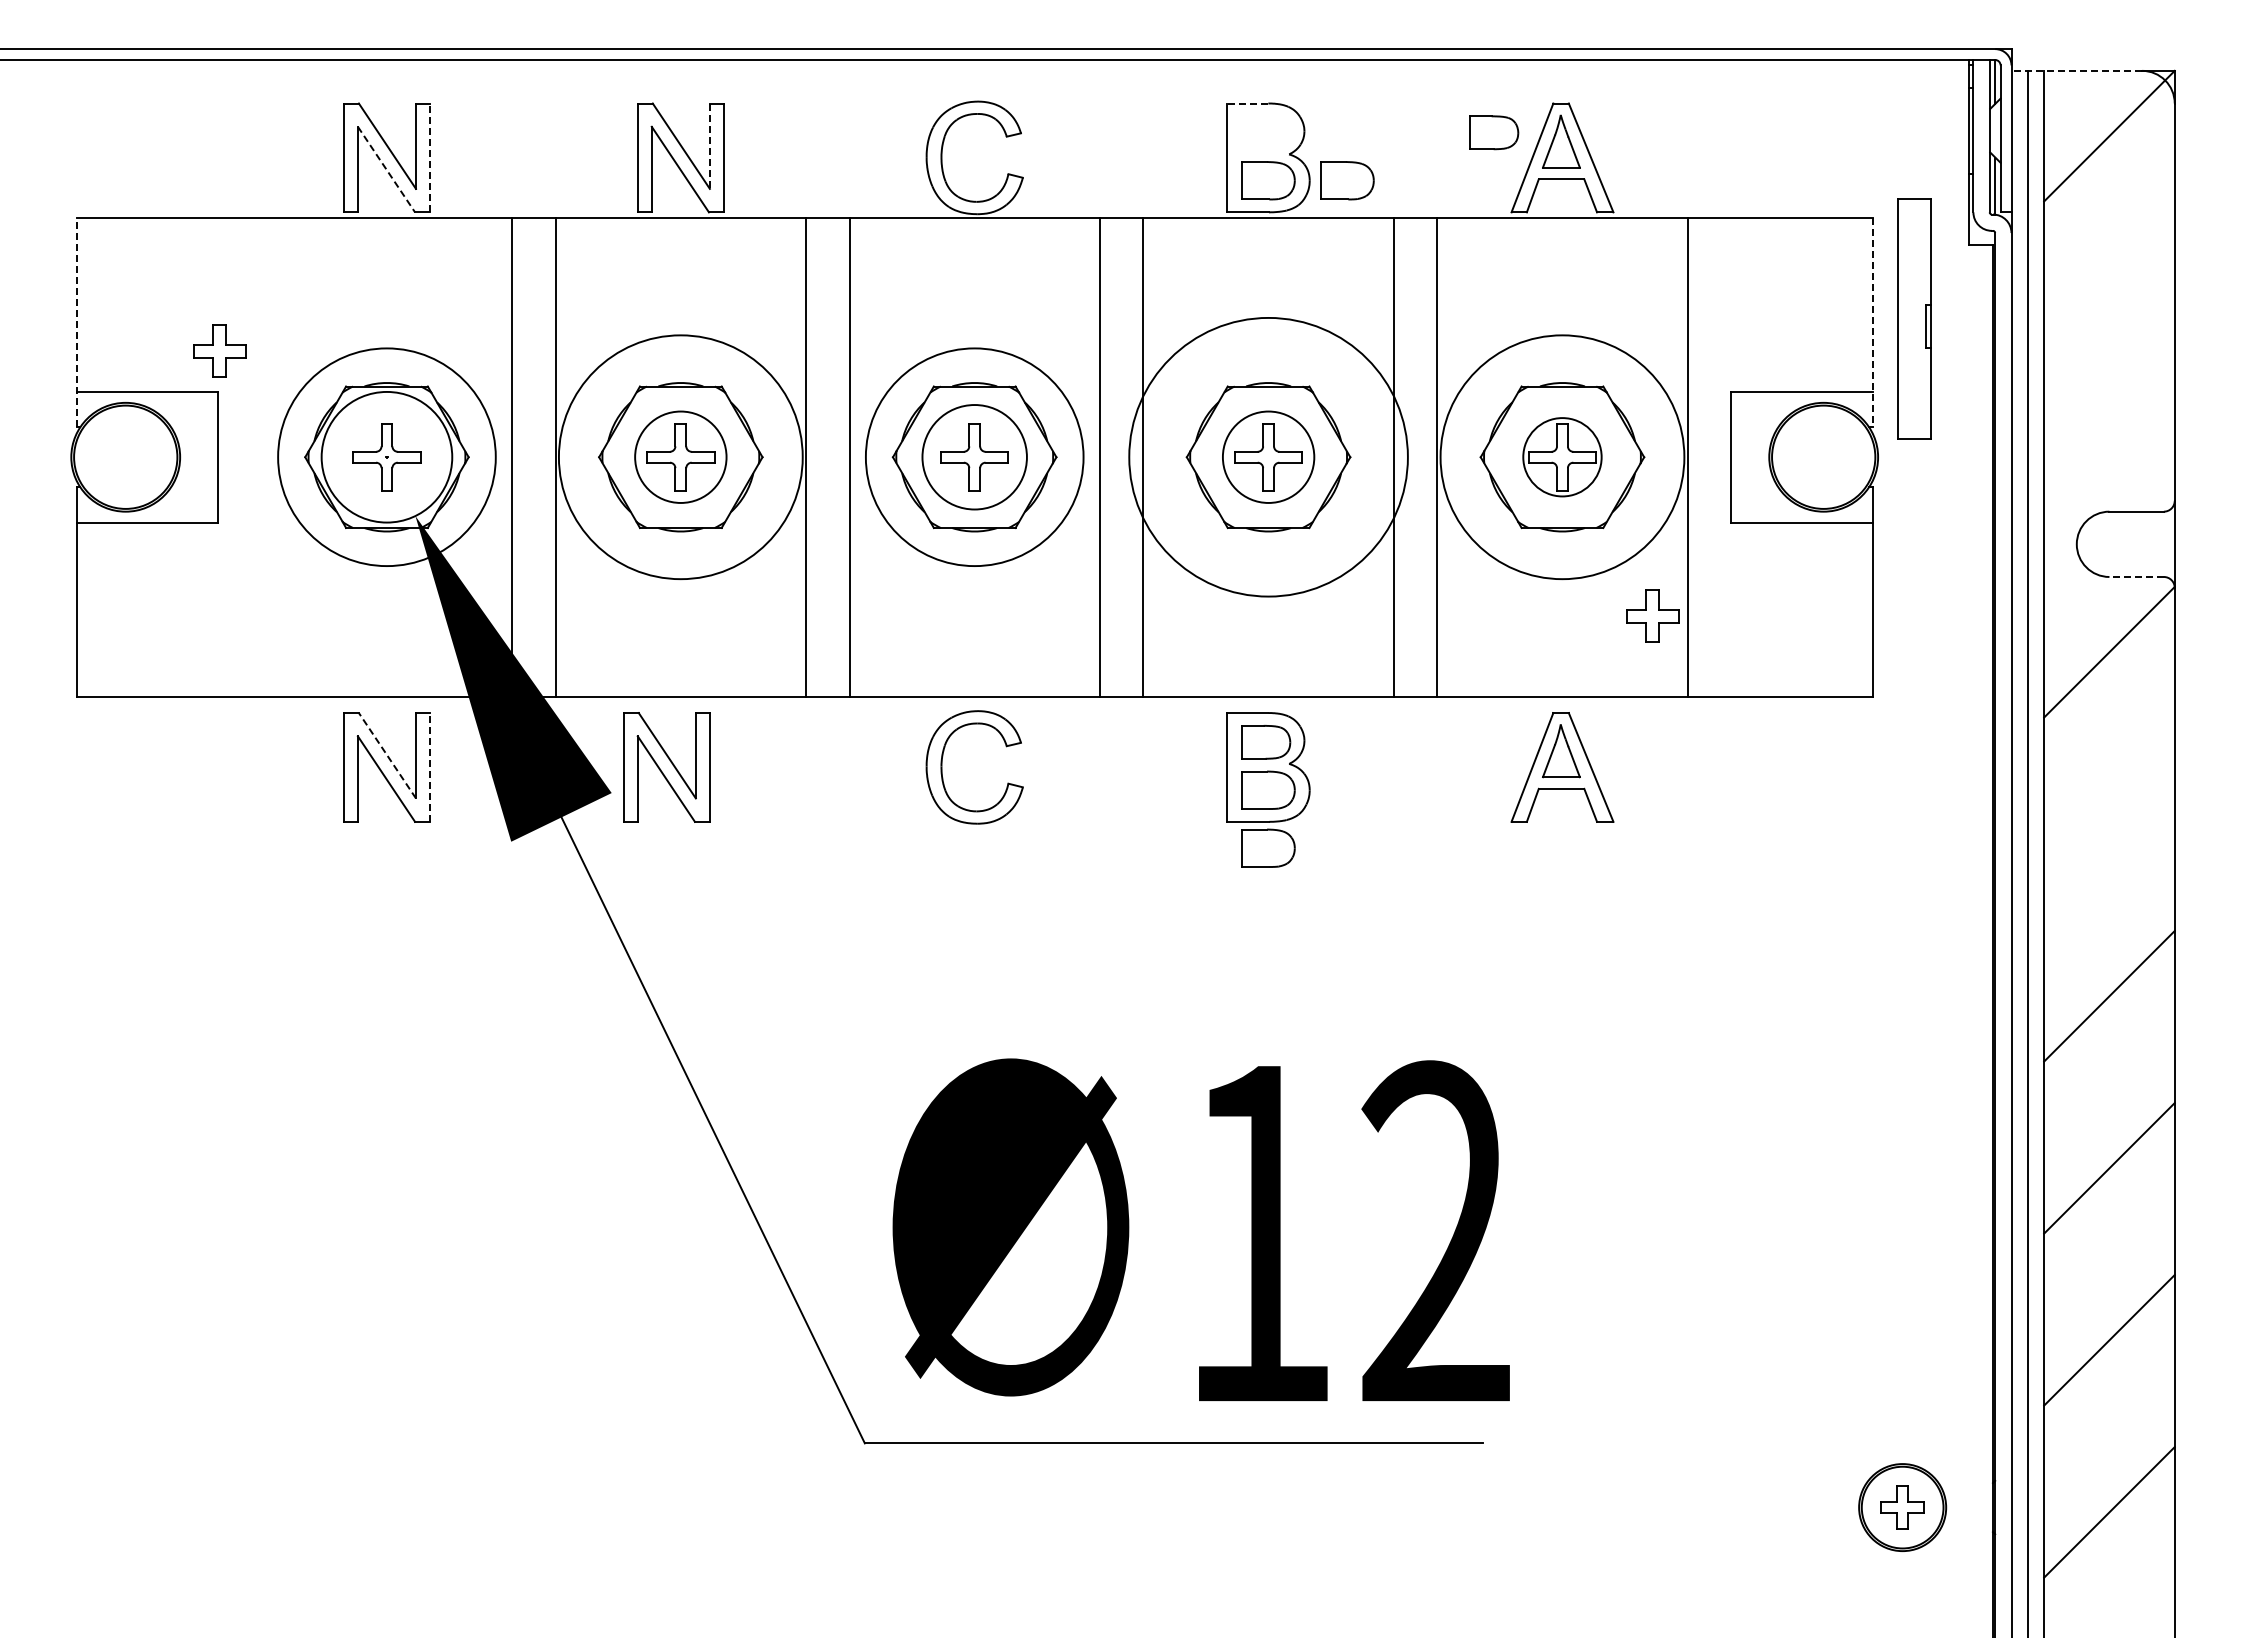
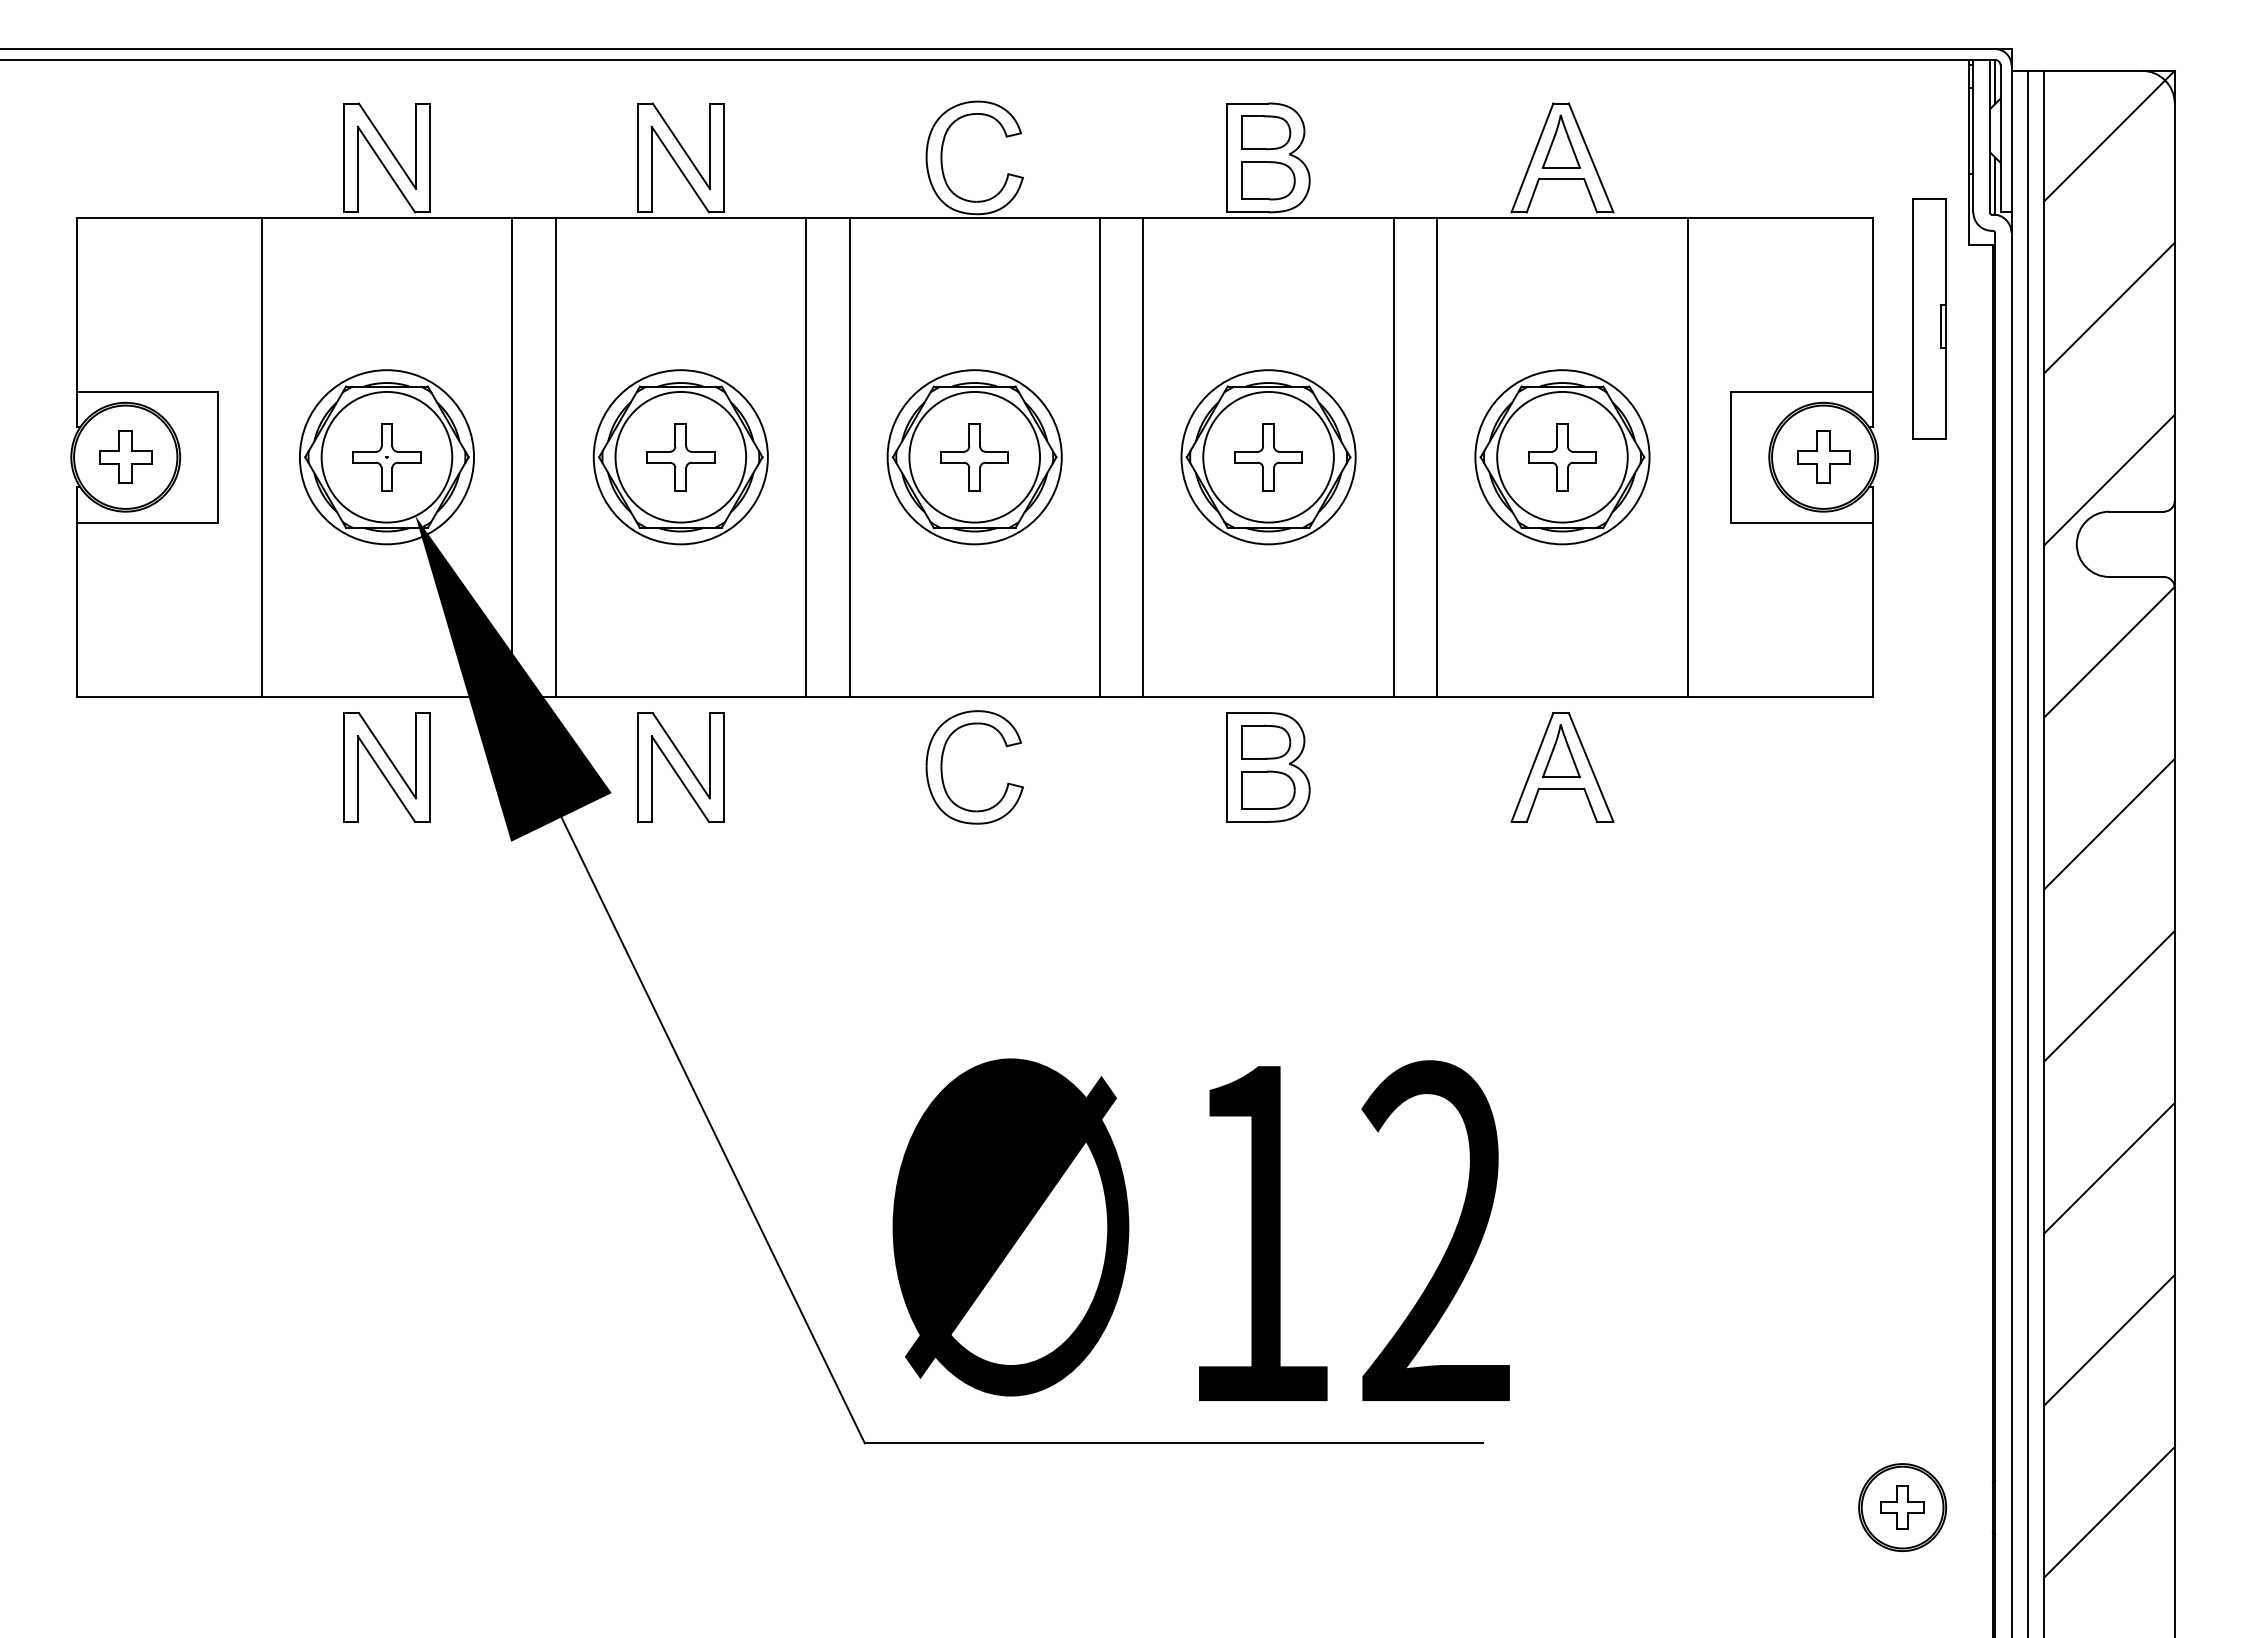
line: dashed -> solid (2076, 70)
line: dashed -> solid (1247, 103)
part position: (1494, 132) -> (1266, 132) (1266, 132)
line: dashed -> solid (709, 146)
line: dashed -> solid (429, 157)
line: dashed -> solid (386, 170)
part: present -> none (1347, 180)
line: none -> present (2109, 307)
part position: (1914, 318) -> (1929, 318) (1929, 318)
line: dashed -> solid (76, 322)
line: dashed -> solid (1872, 322)
part position: (219, 350) -> (125, 456) (125, 456)
line: none -> present (261, 456)
circle diameter: 91 px -> 131 px (680, 456)
circle diameter: 279 px -> 174 px (1268, 457)
circle diameter: 91 px -> 131 px (1268, 456)
circle diameter: 218 px -> 174 px (386, 457)
circle diameter: 244 px -> 174 px (680, 457)
circle diameter: 104 px -> 131 px (974, 456)
circle diameter: 218 px -> 174 px (974, 457)
circle diameter: 244 px -> 174 px (1562, 457)
circle diameter: 78 px -> 131 px (1562, 456)
line: none -> present (2109, 479)
line: dashed -> solid (2136, 576)
part position: (1652, 615) -> (1823, 456) (1823, 456)
line: dashed -> solid (387, 755)
line: dashed -> solid (429, 766)
part position: (666, 767) -> (680, 767) (680, 767)
line: none -> present (2109, 823)
part: present -> none (1268, 847)
